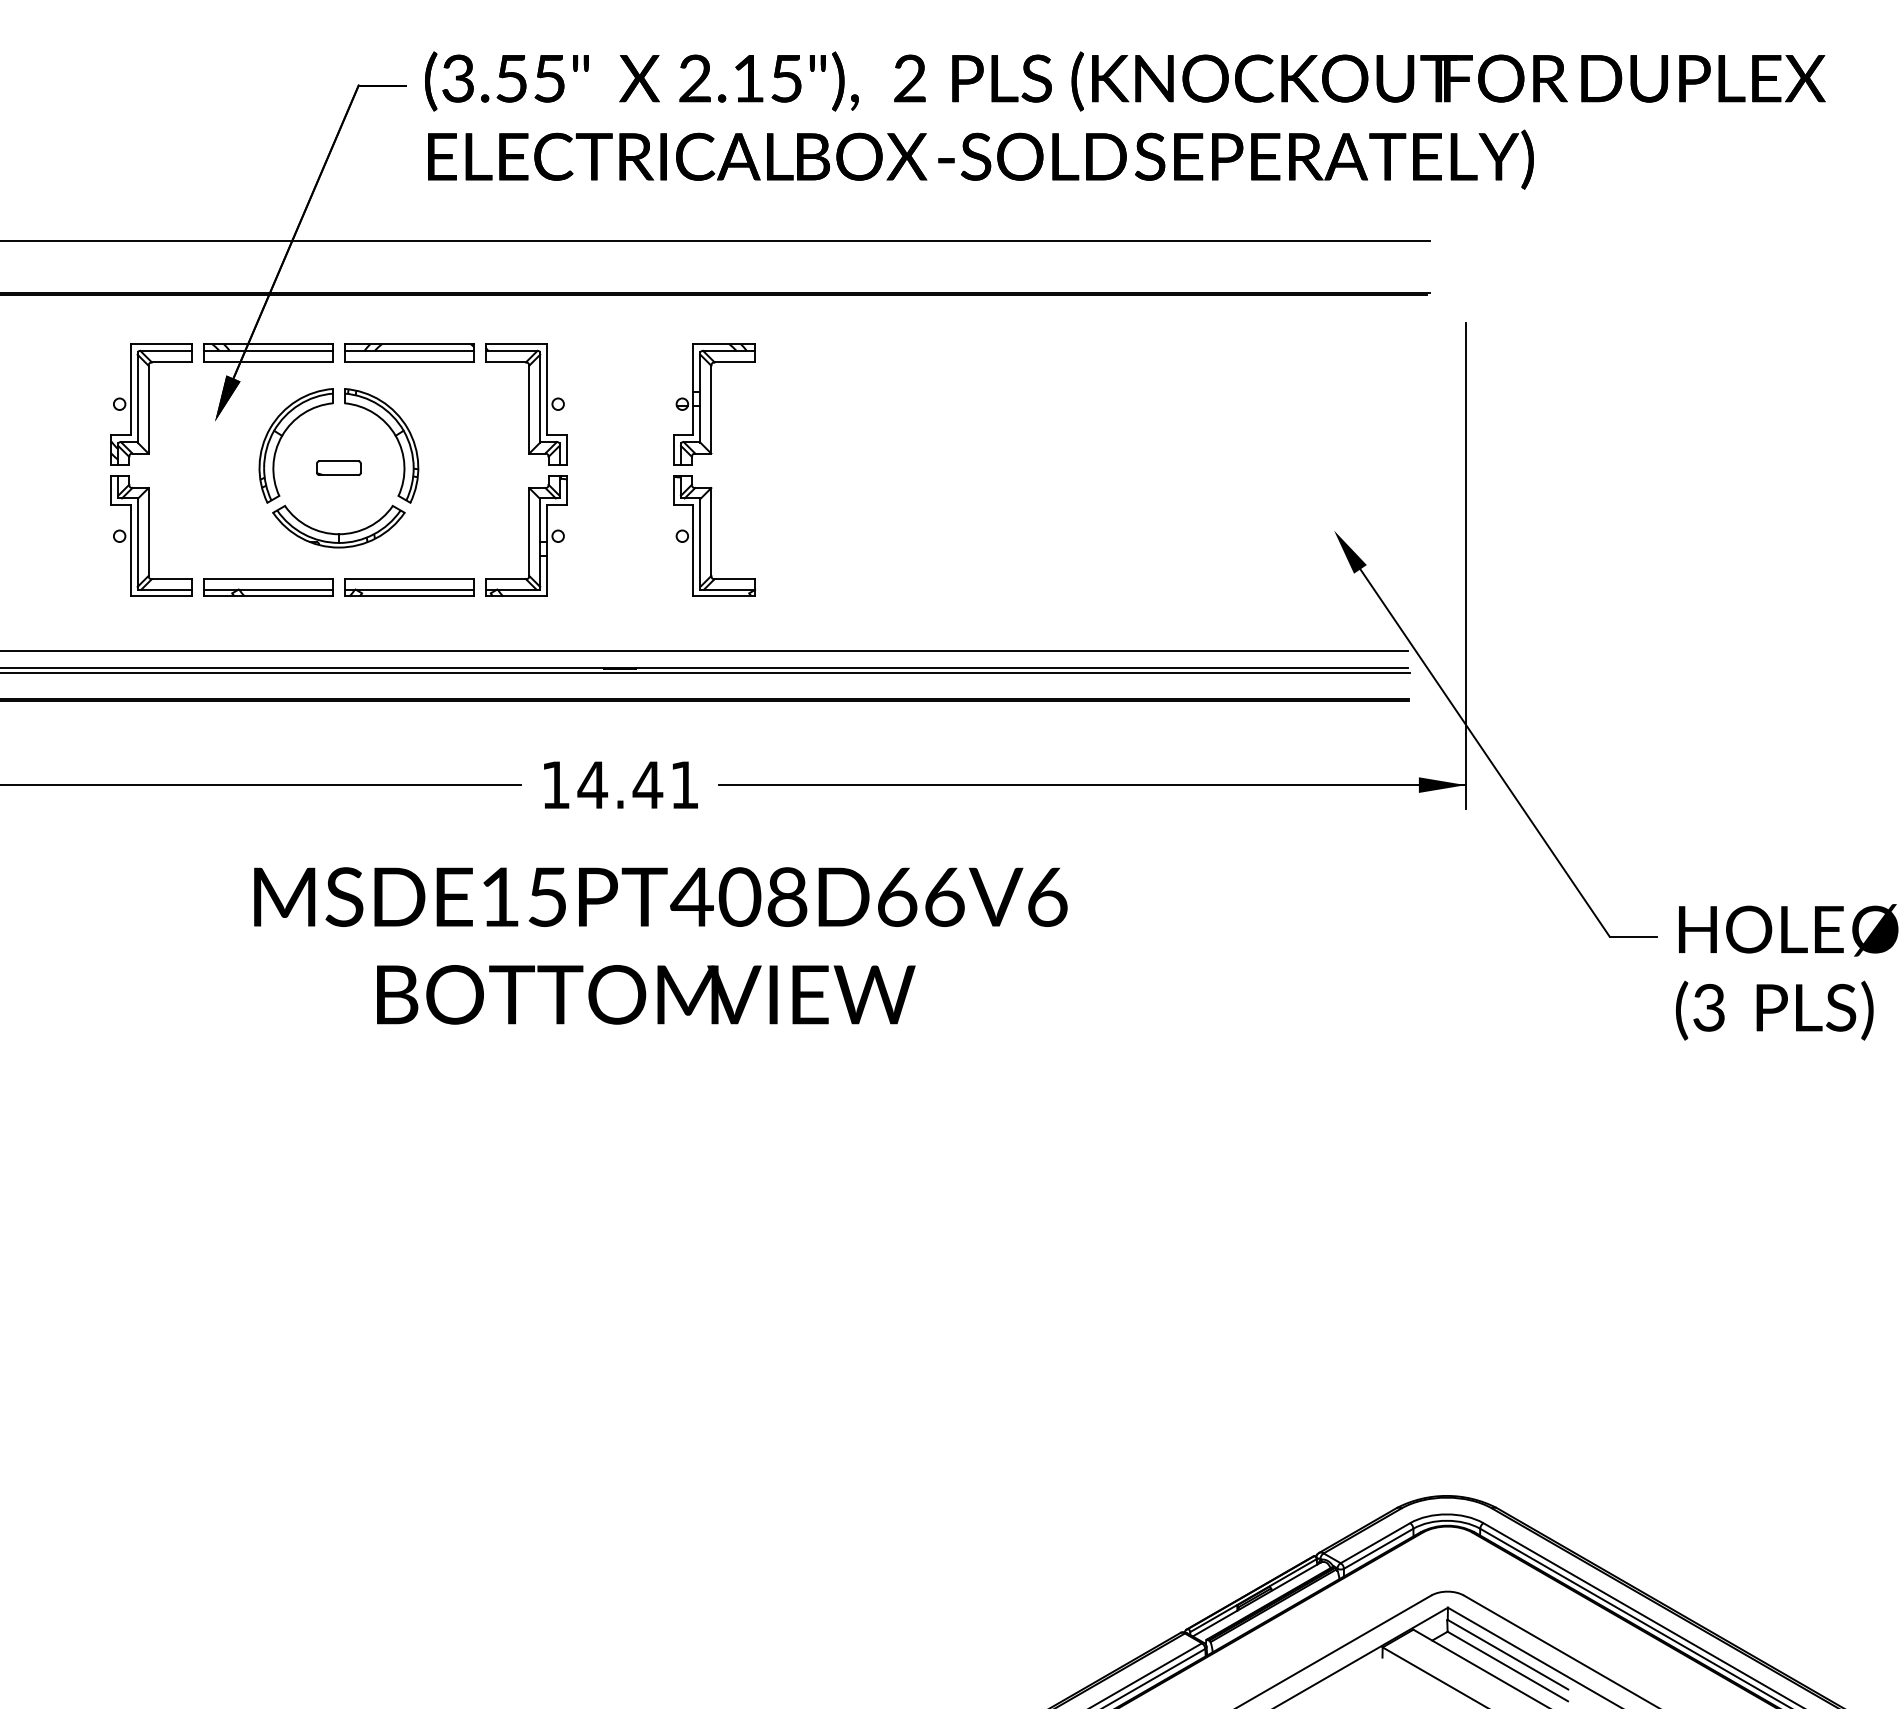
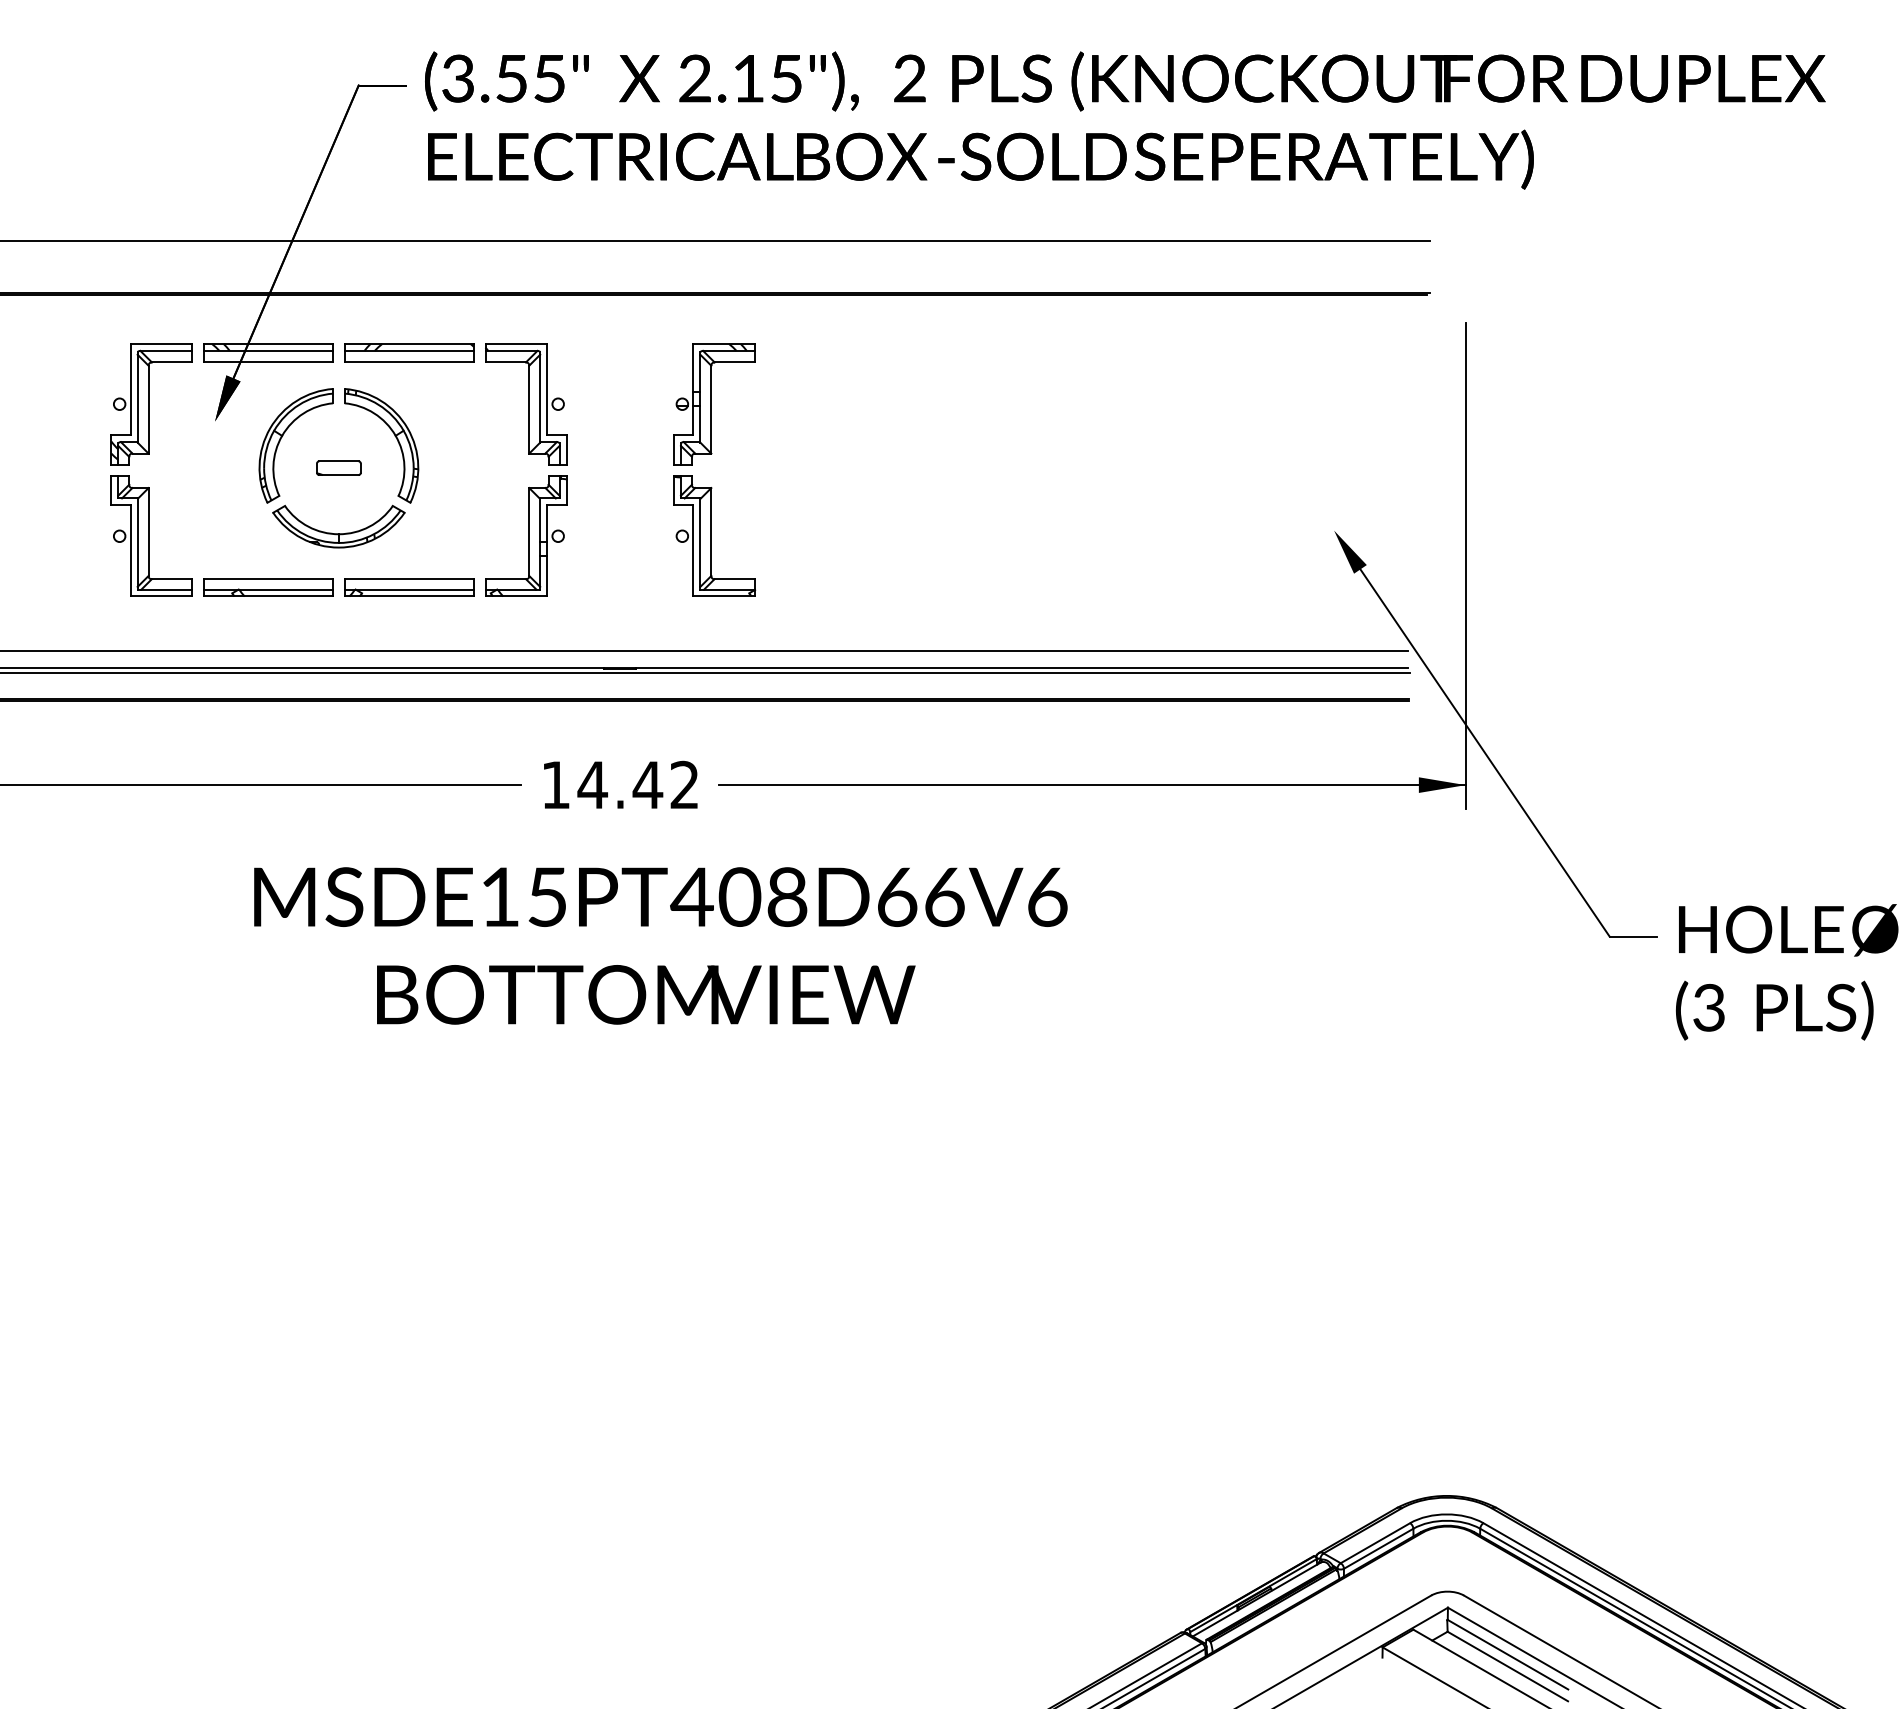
text: 14.41 -> 14.42 (683, 784)
